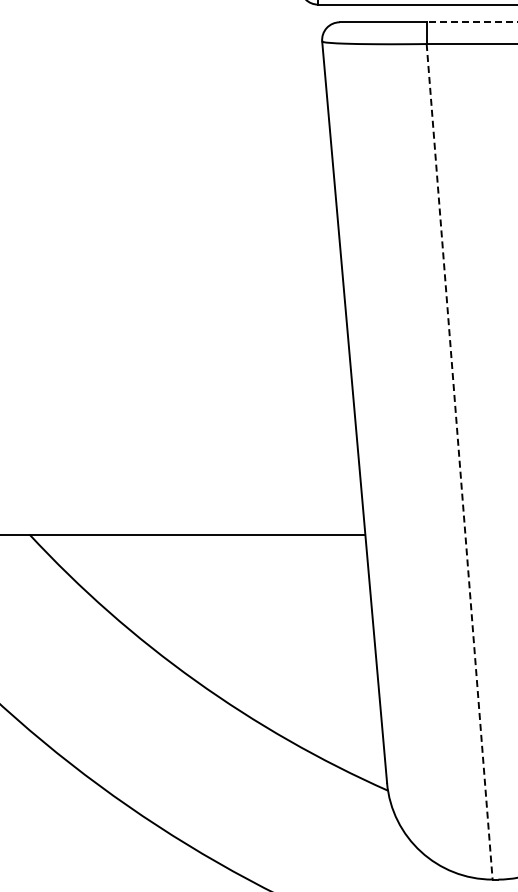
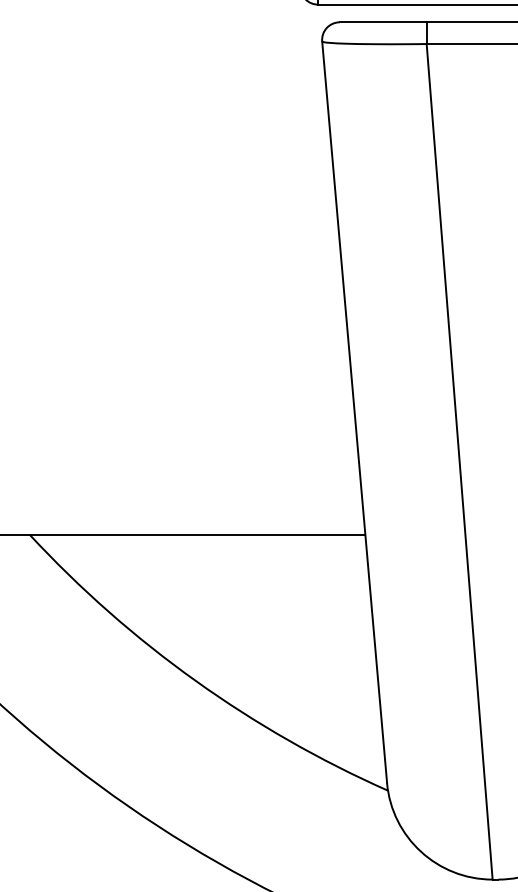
line: dashed -> solid (471, 22)
line: dashed -> solid (459, 462)
